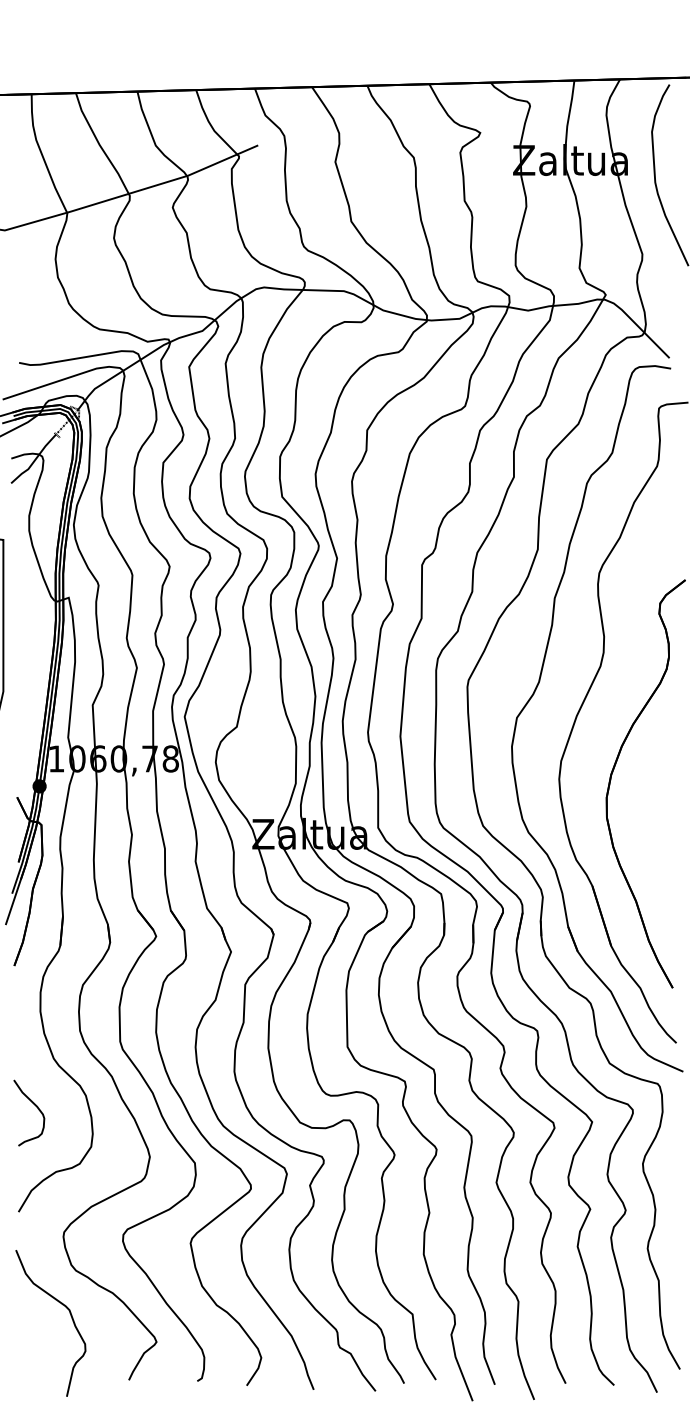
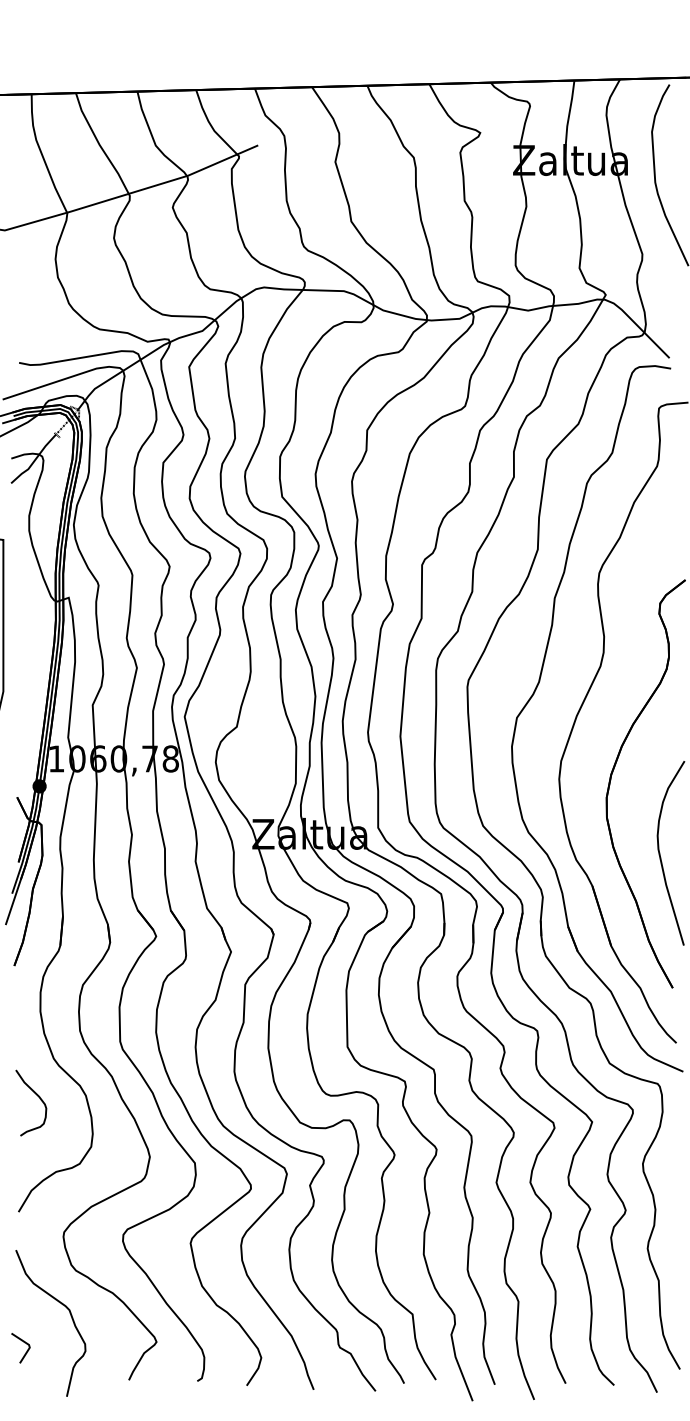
curve: none -> present (661, 857)
curve position: (35, 1106) -> (37, 1096) (37, 1096)
line: none -> present (26, 1350)
